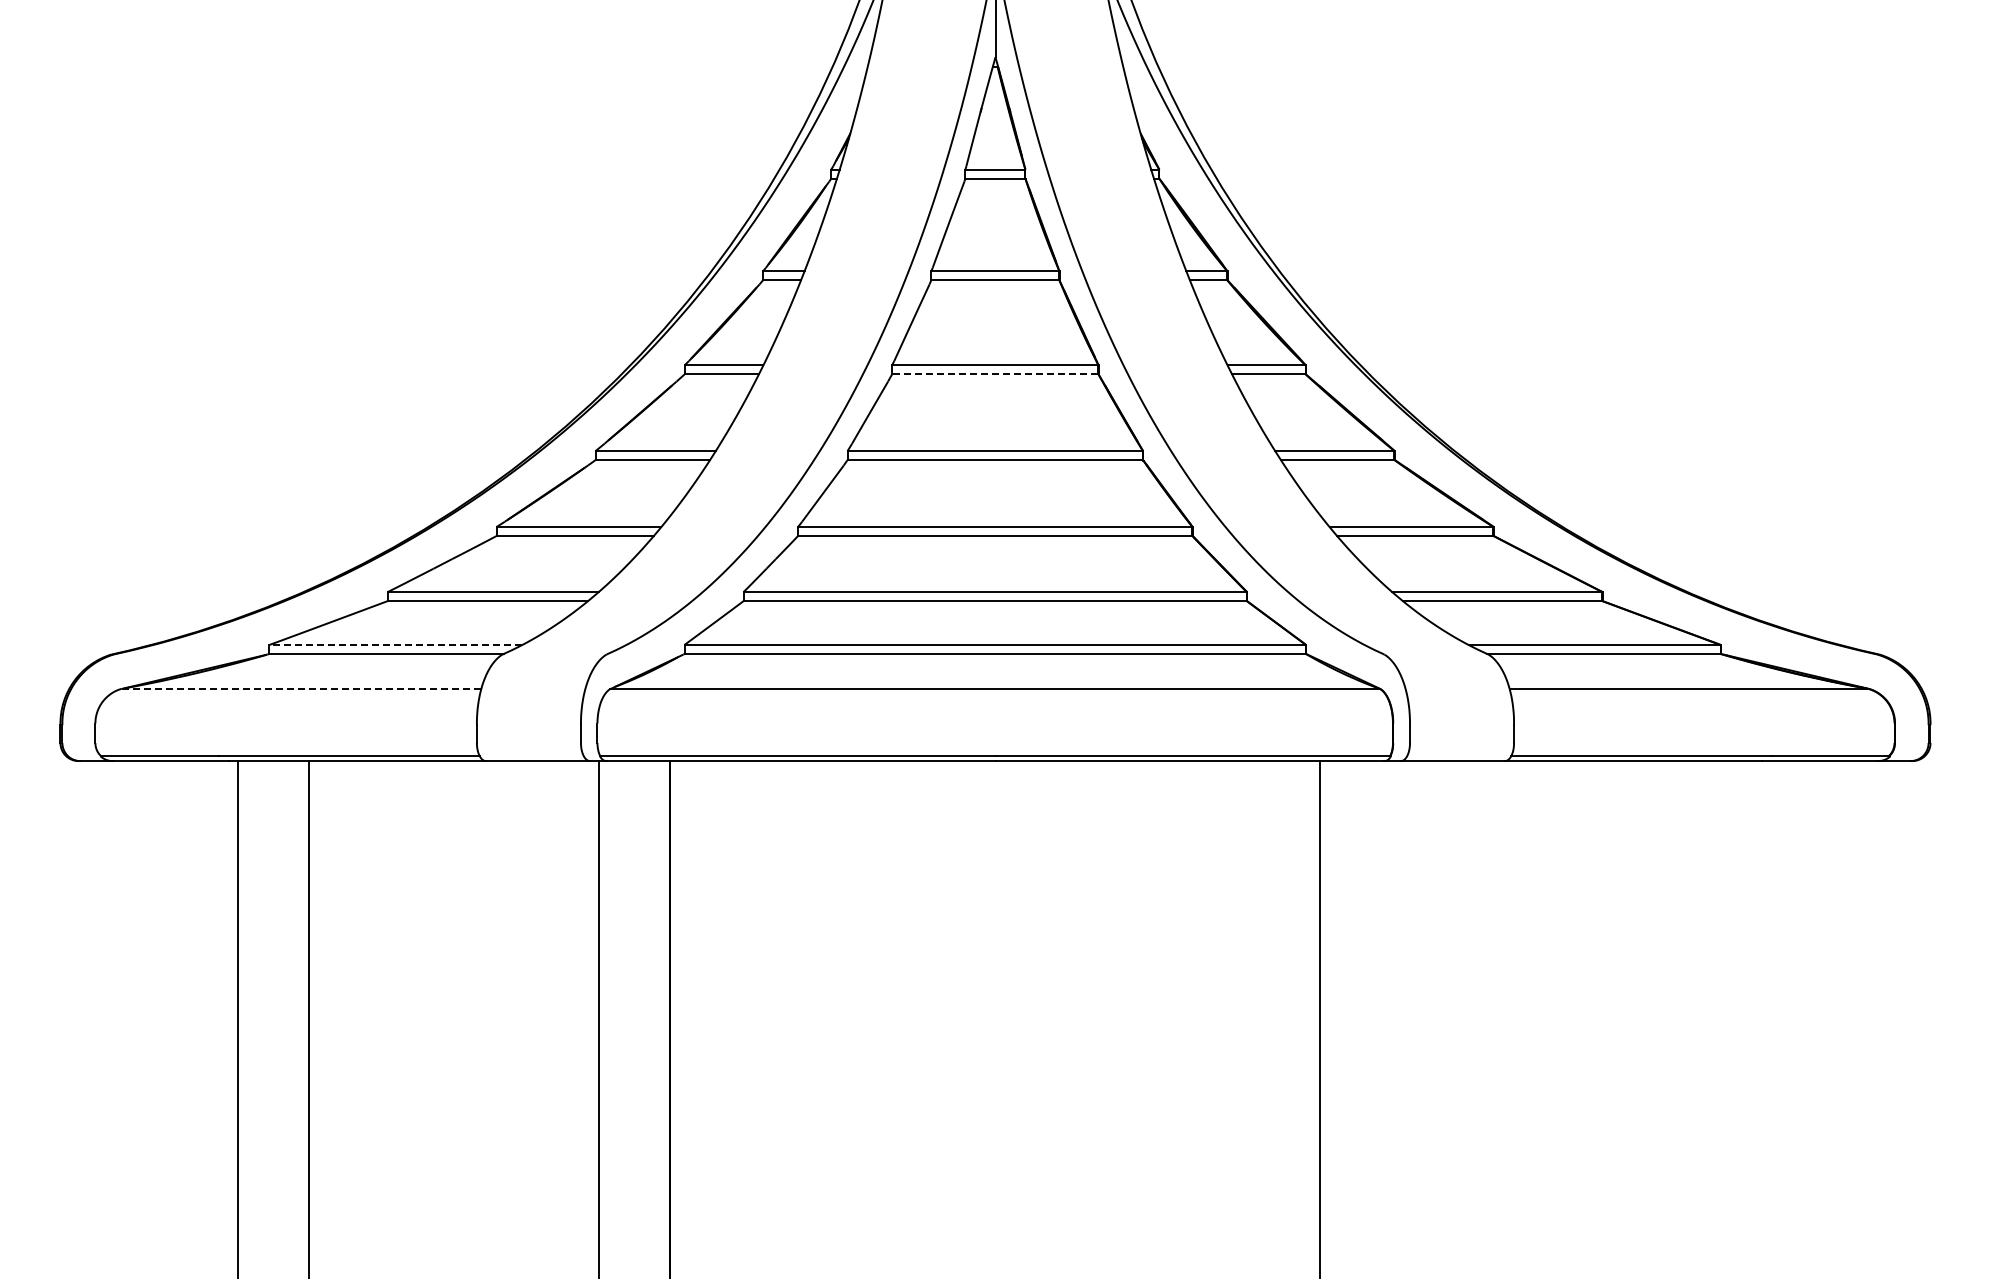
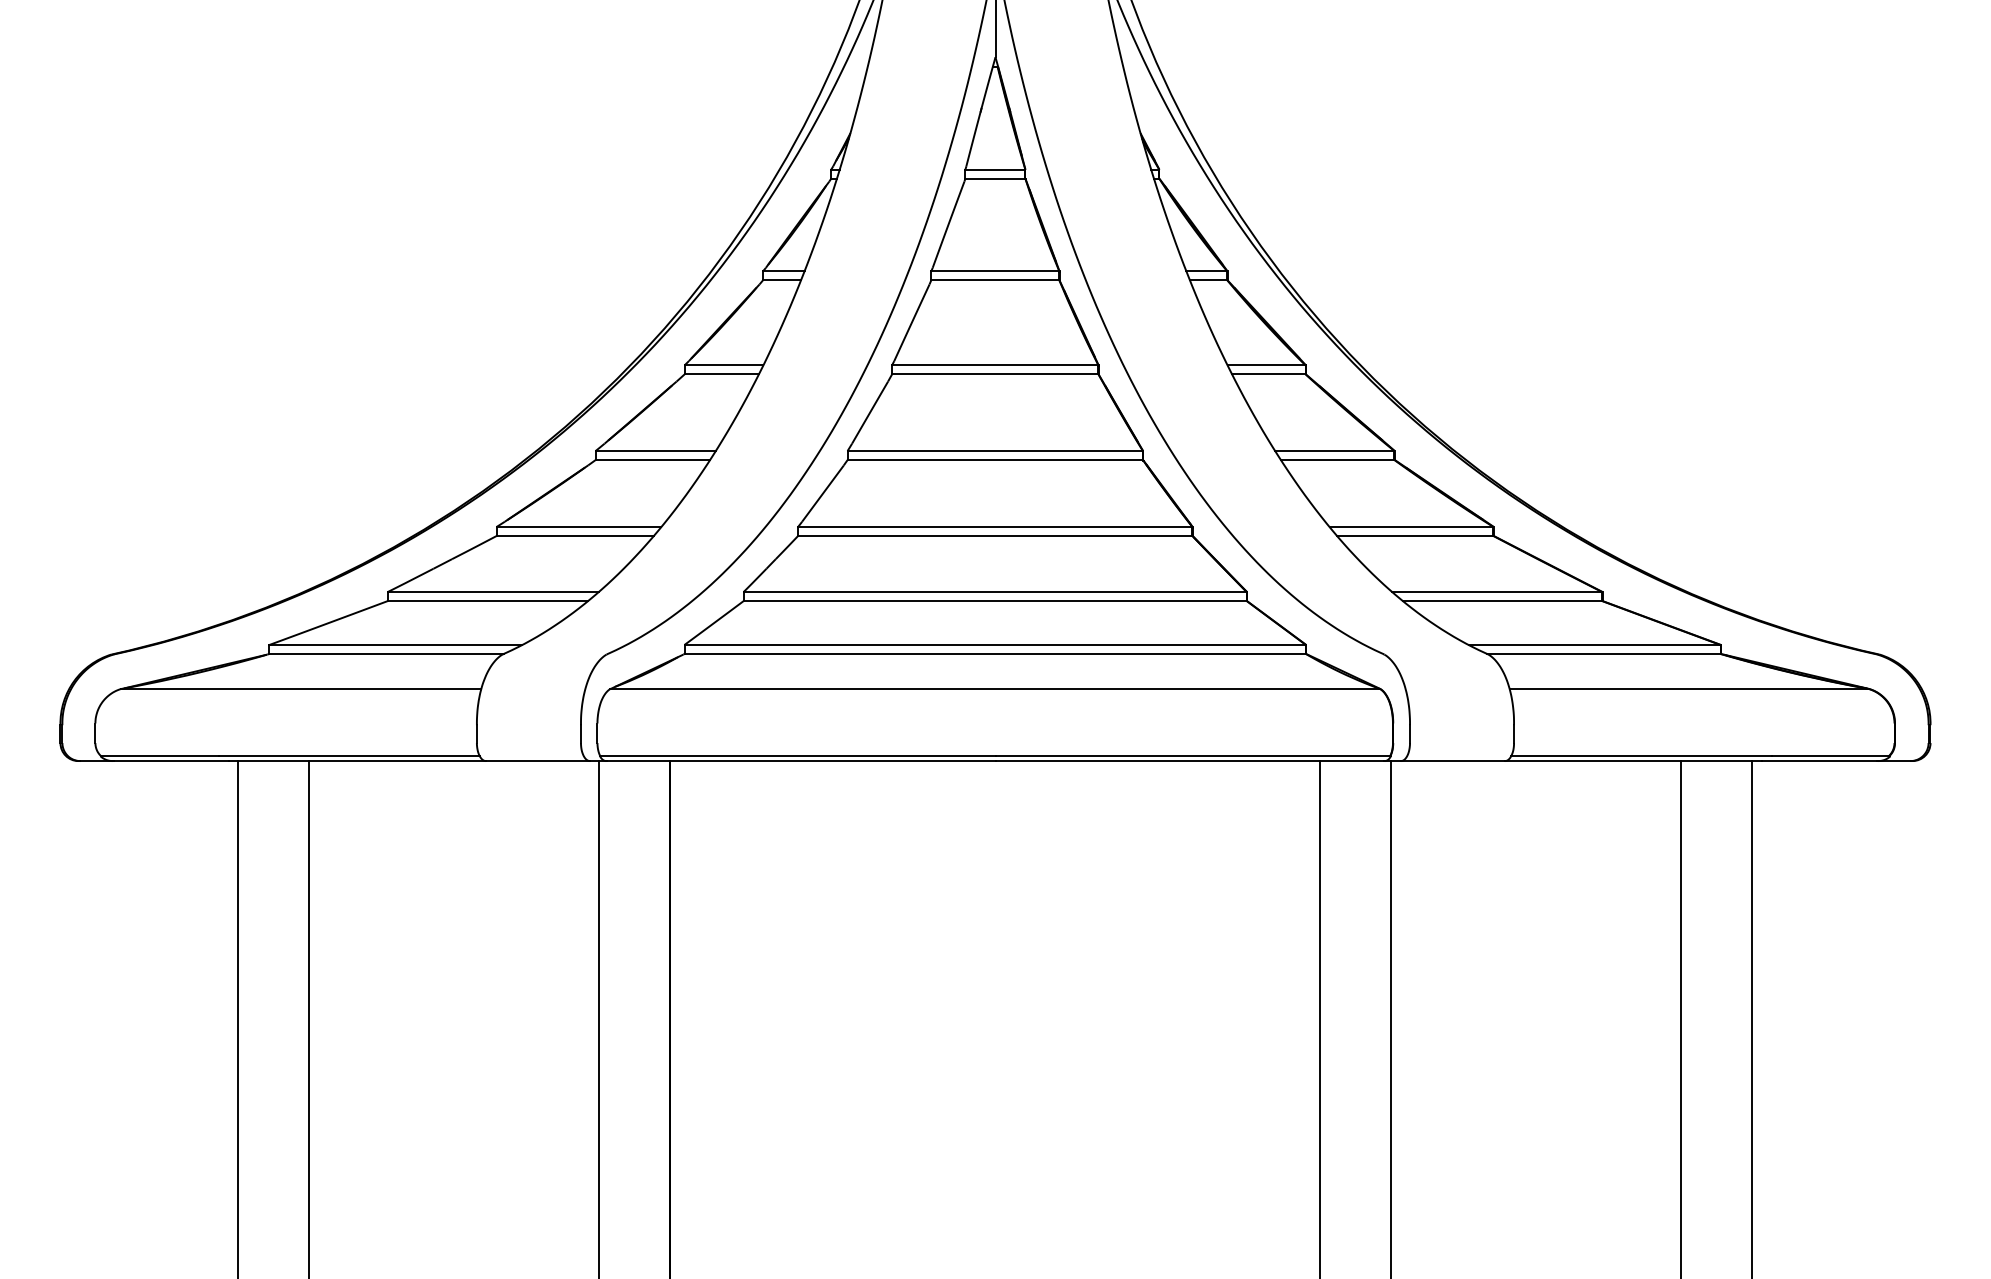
line: dashed -> solid (994, 374)
line: dashed -> solid (395, 644)
line: dashed -> solid (300, 688)
line: none -> present (1391, 1018)
line: none -> present (1681, 1018)
line: none -> present (1752, 1018)
